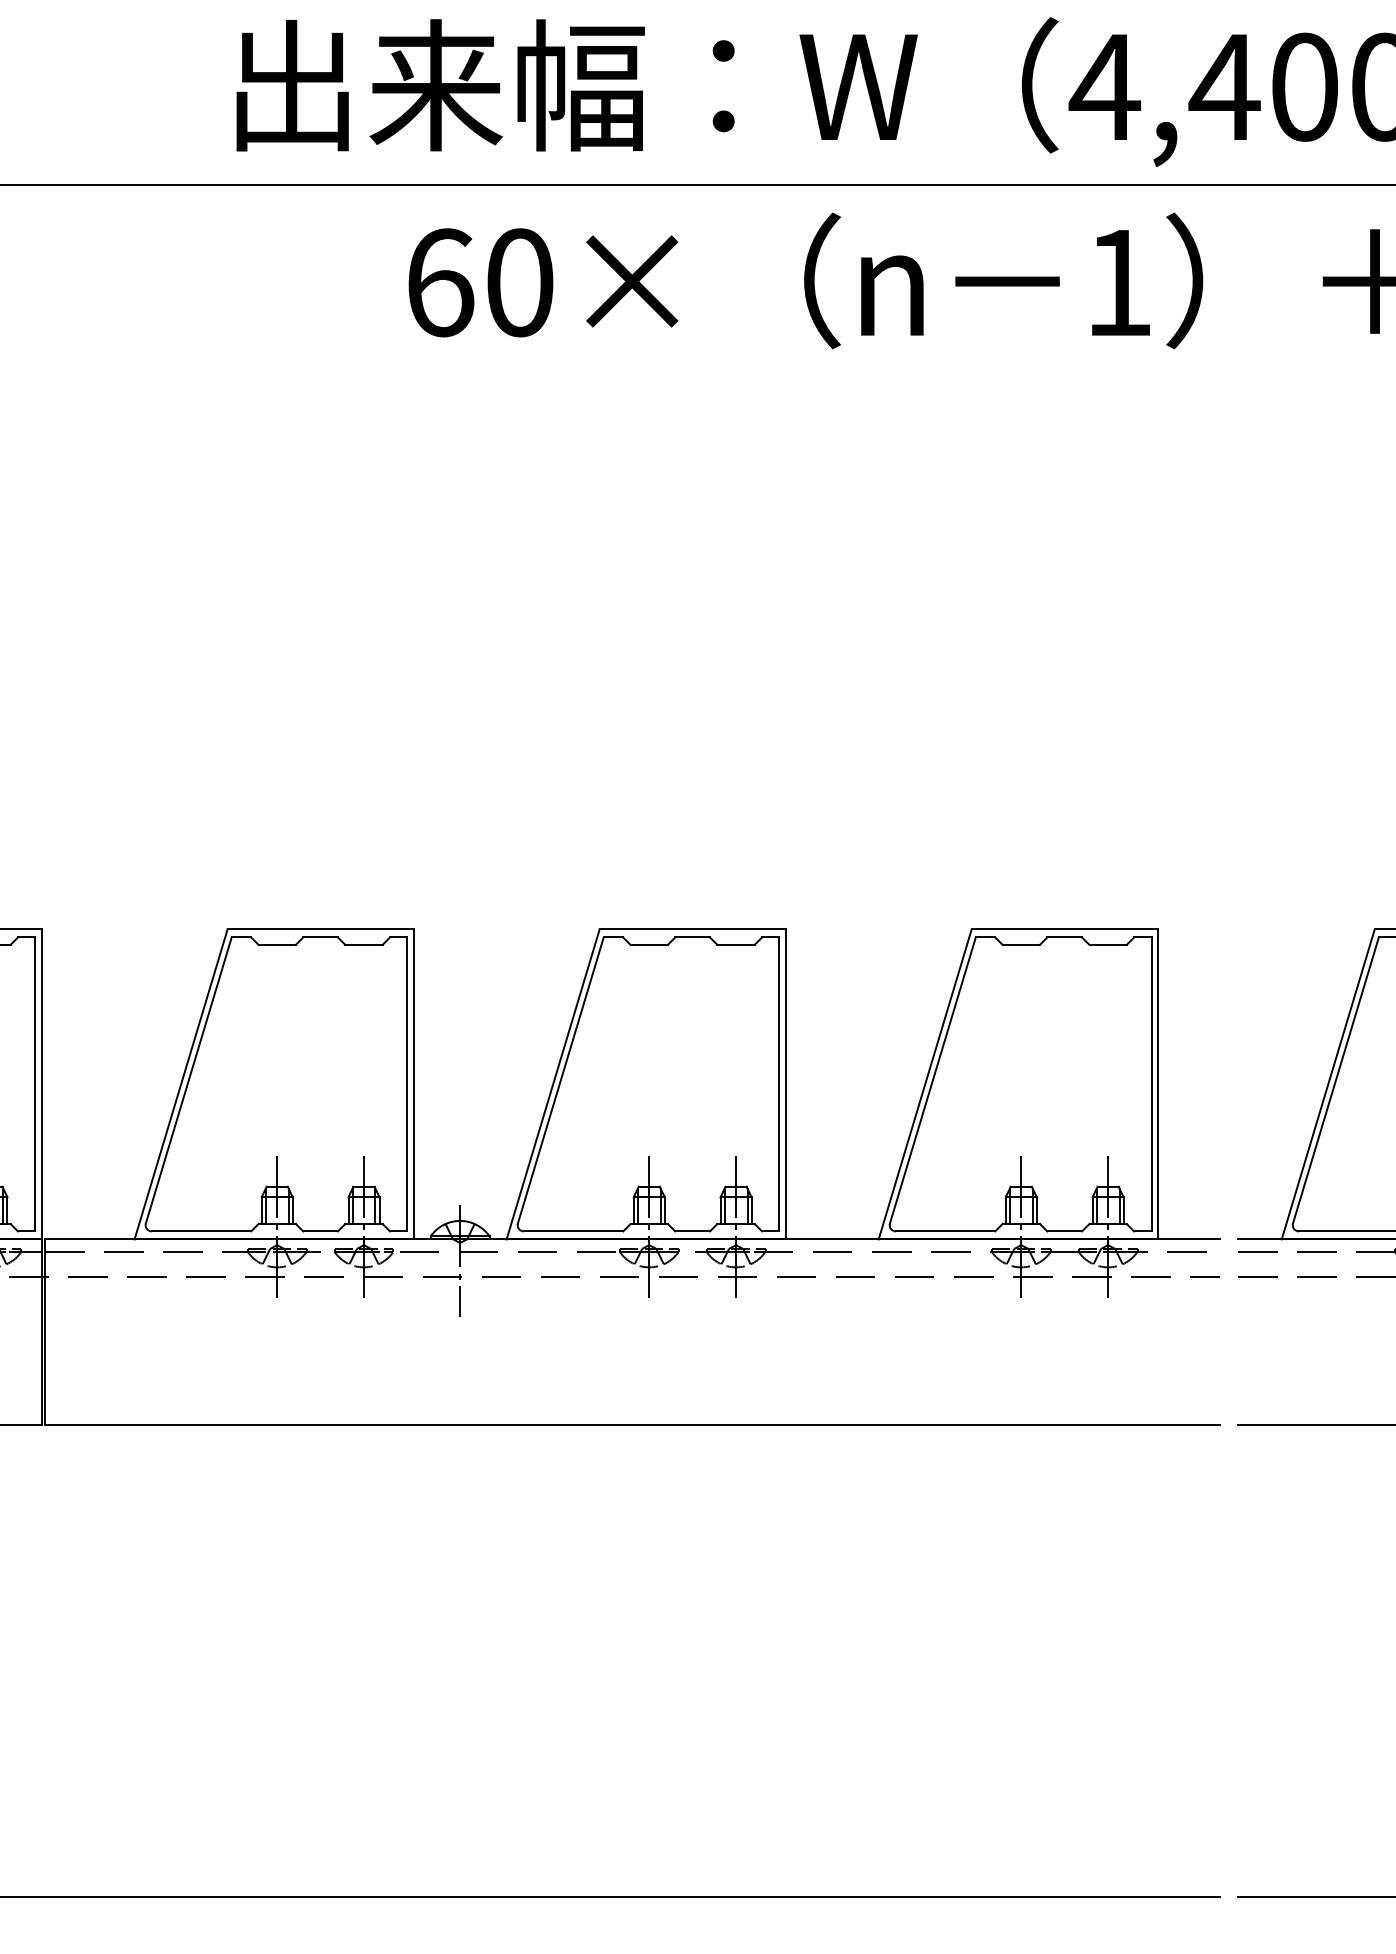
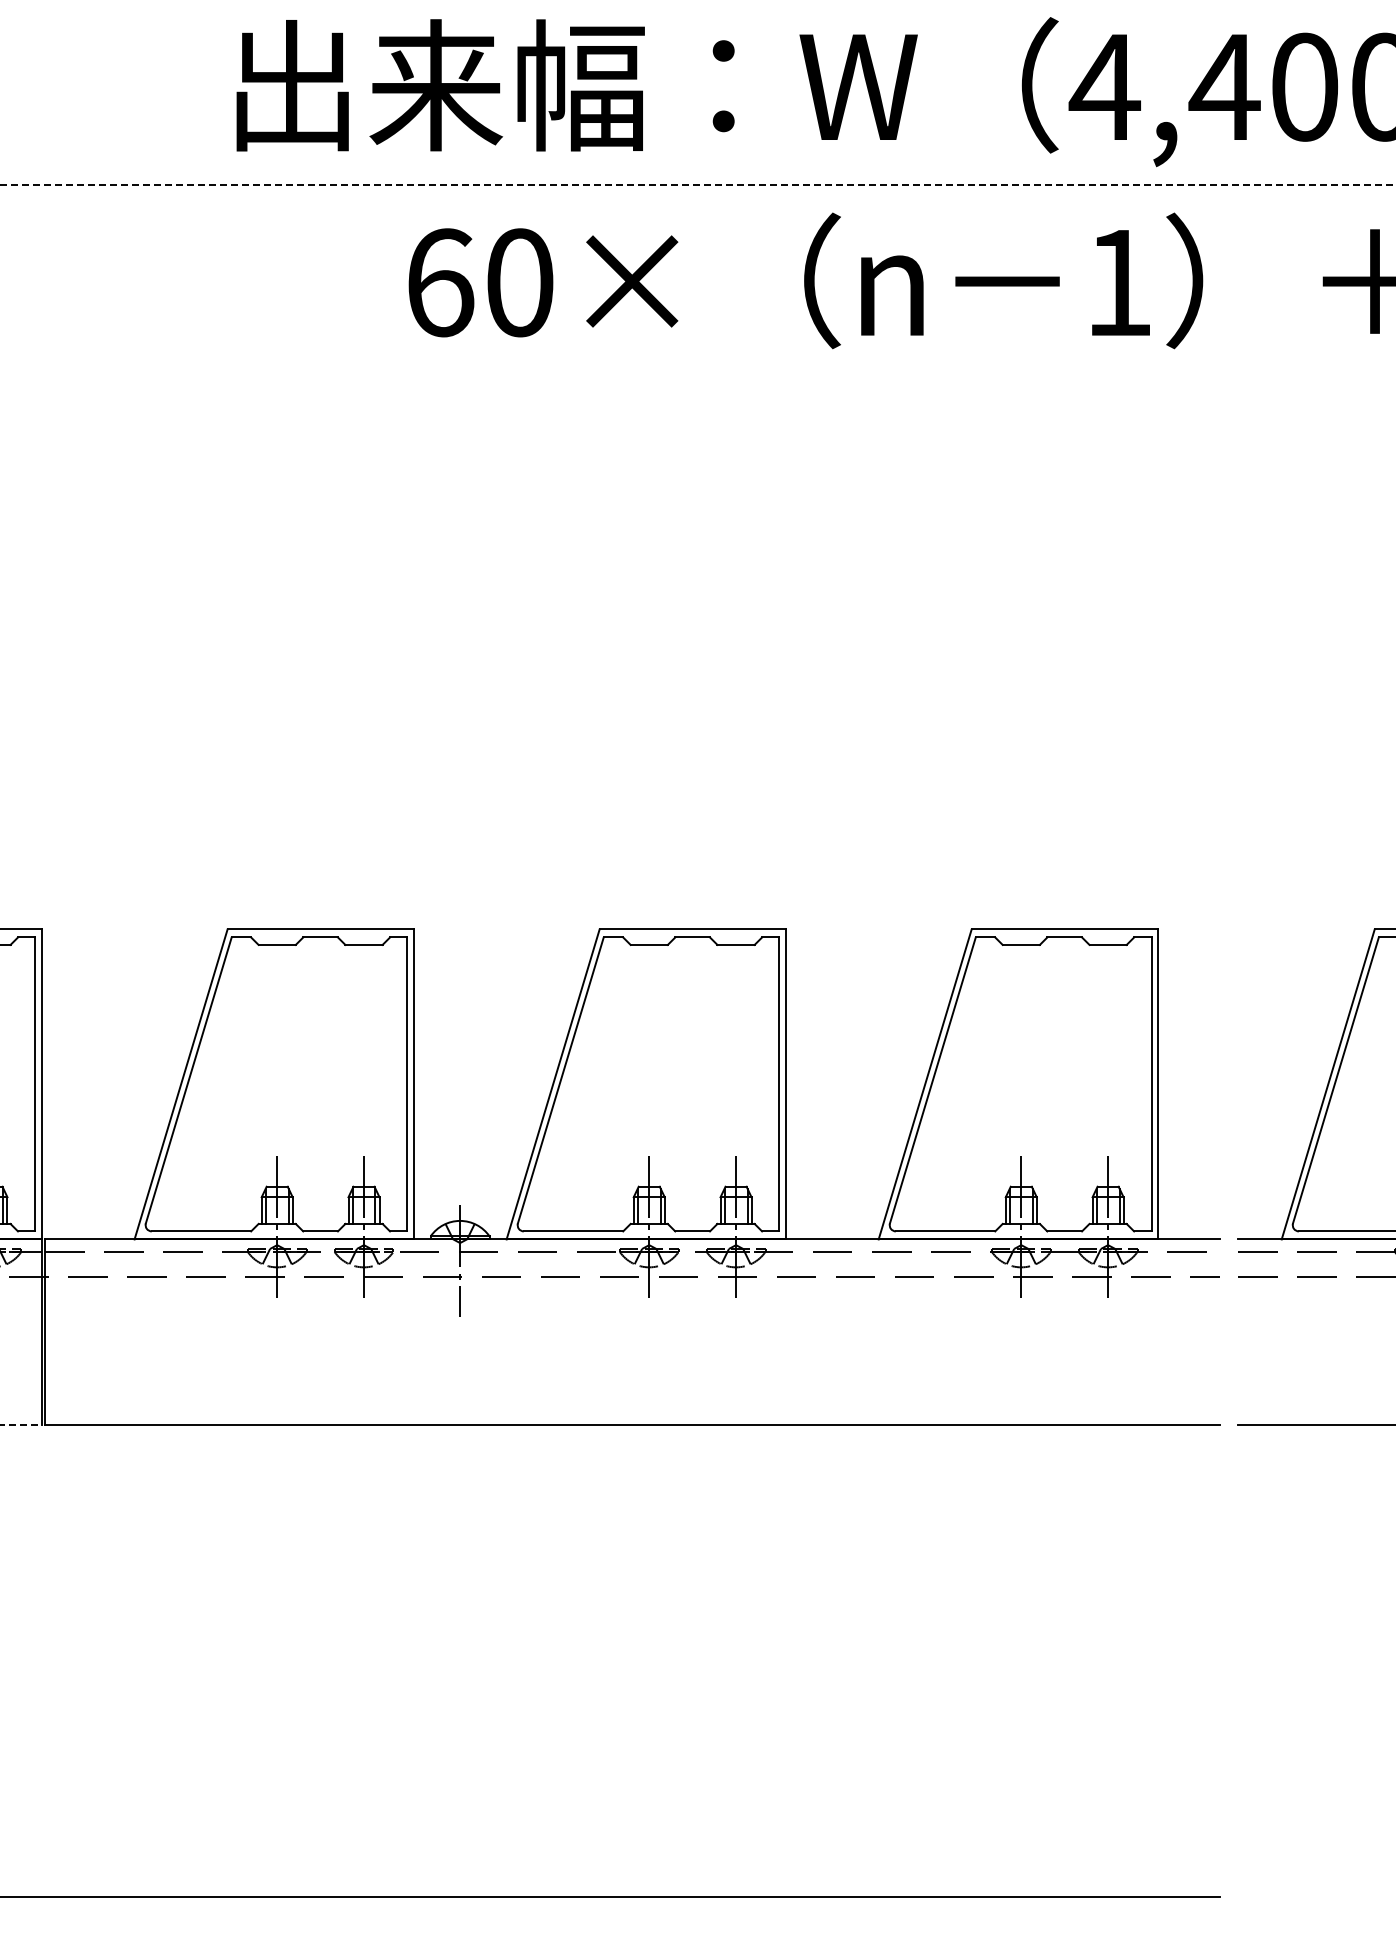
line: solid -> dashed (698, 185)
line: solid -> dashed (21, 1425)
line: present -> none (1315, 1896)
